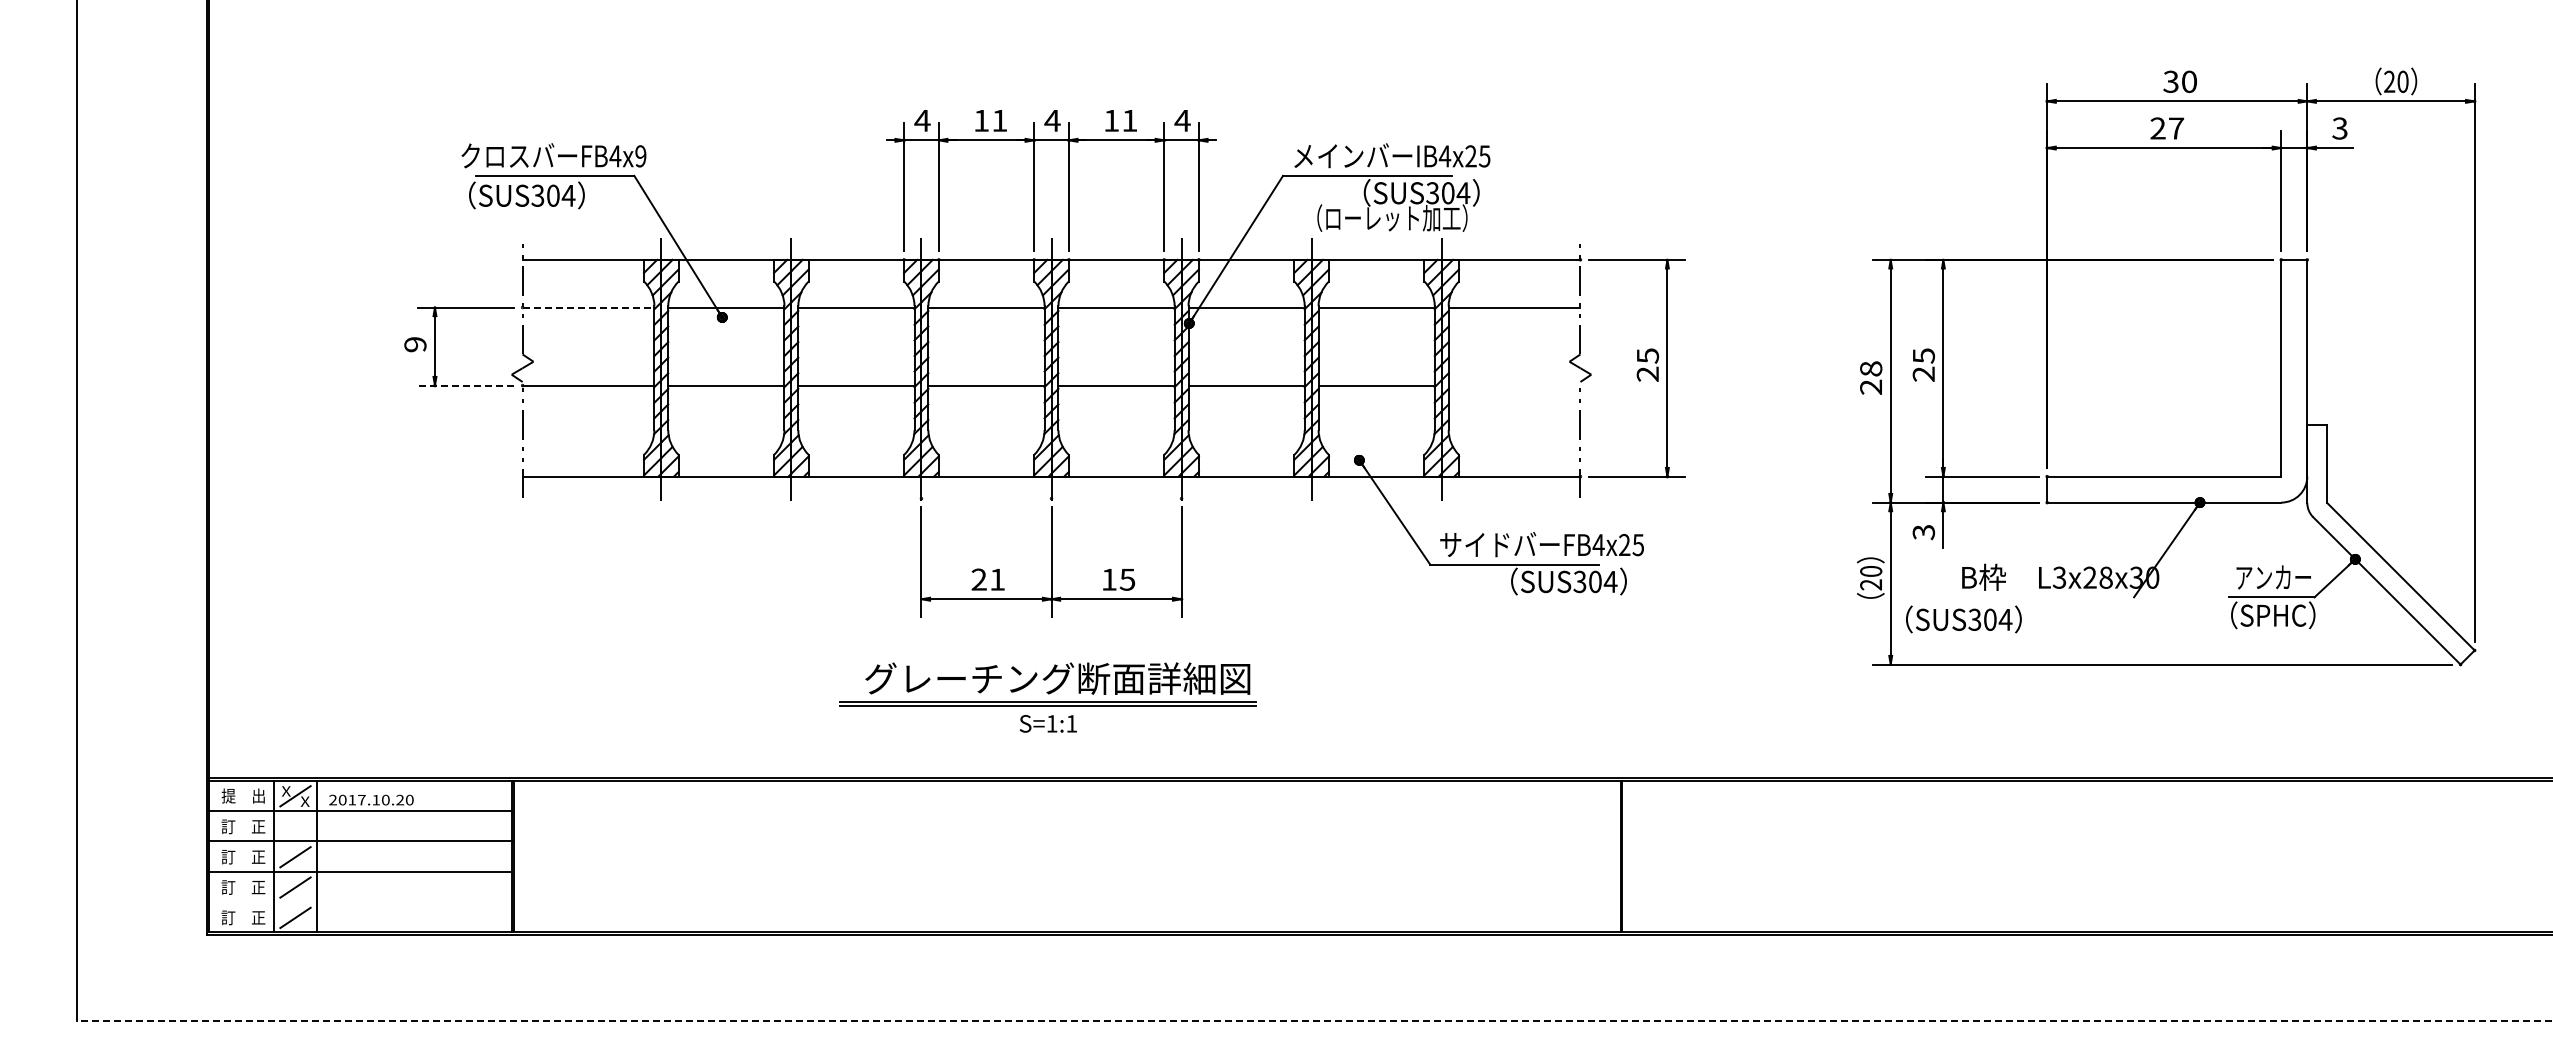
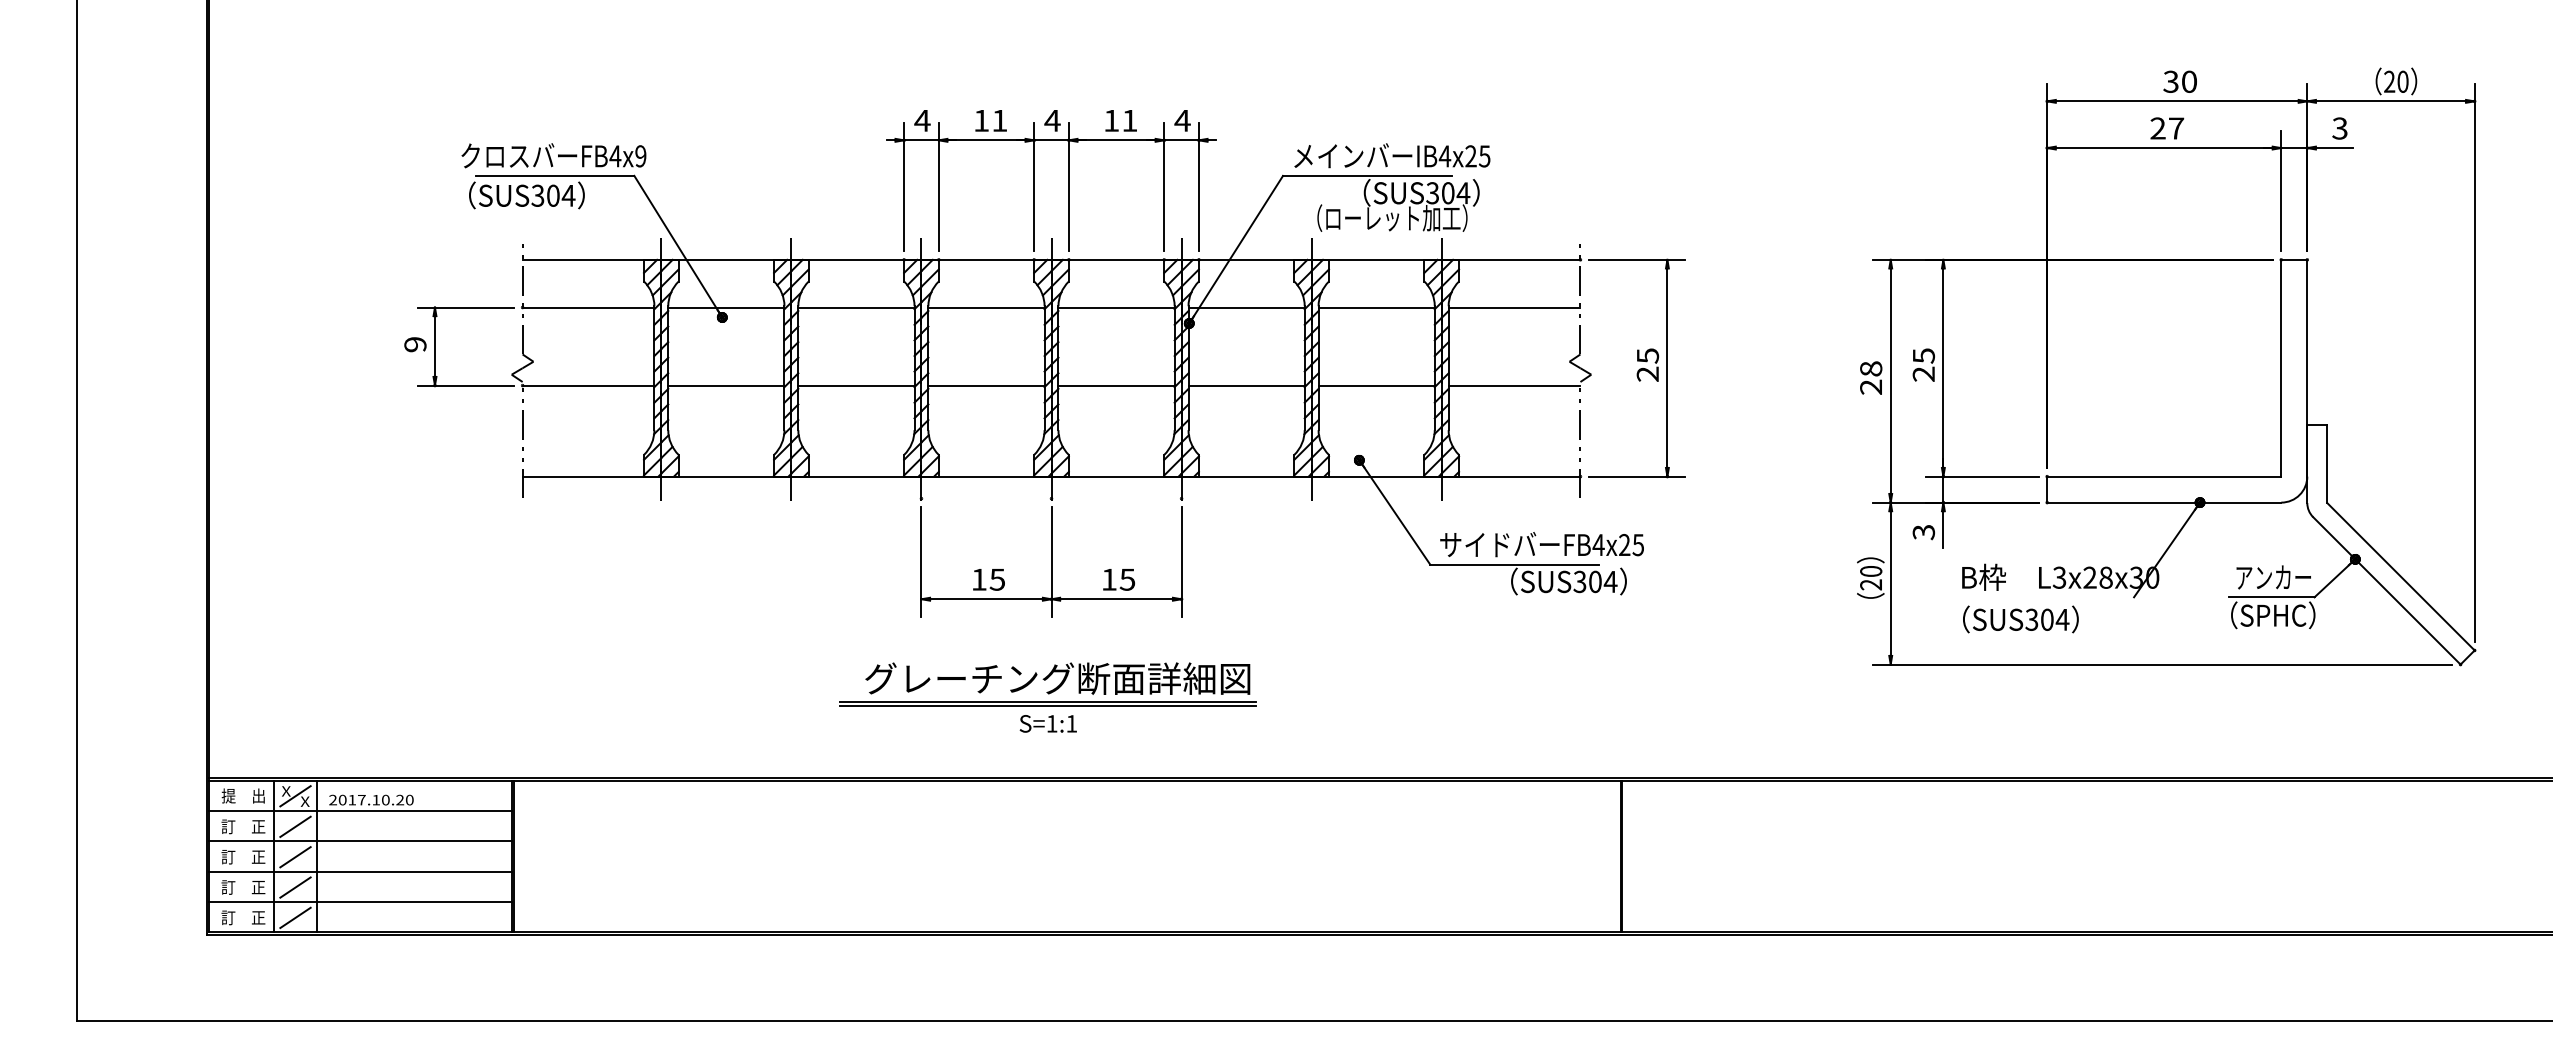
line: dashed -> solid (588, 307)
line: dashed -> solid (465, 385)
line: none -> present (1514, 385)
text: 21 -> 15 (987, 579)
text position: (1963, 619) -> (2020, 619) (2020, 619)
line: none -> present (295, 826)
line: none -> present (360, 902)
line: dashed -> solid (1314, 1021)
